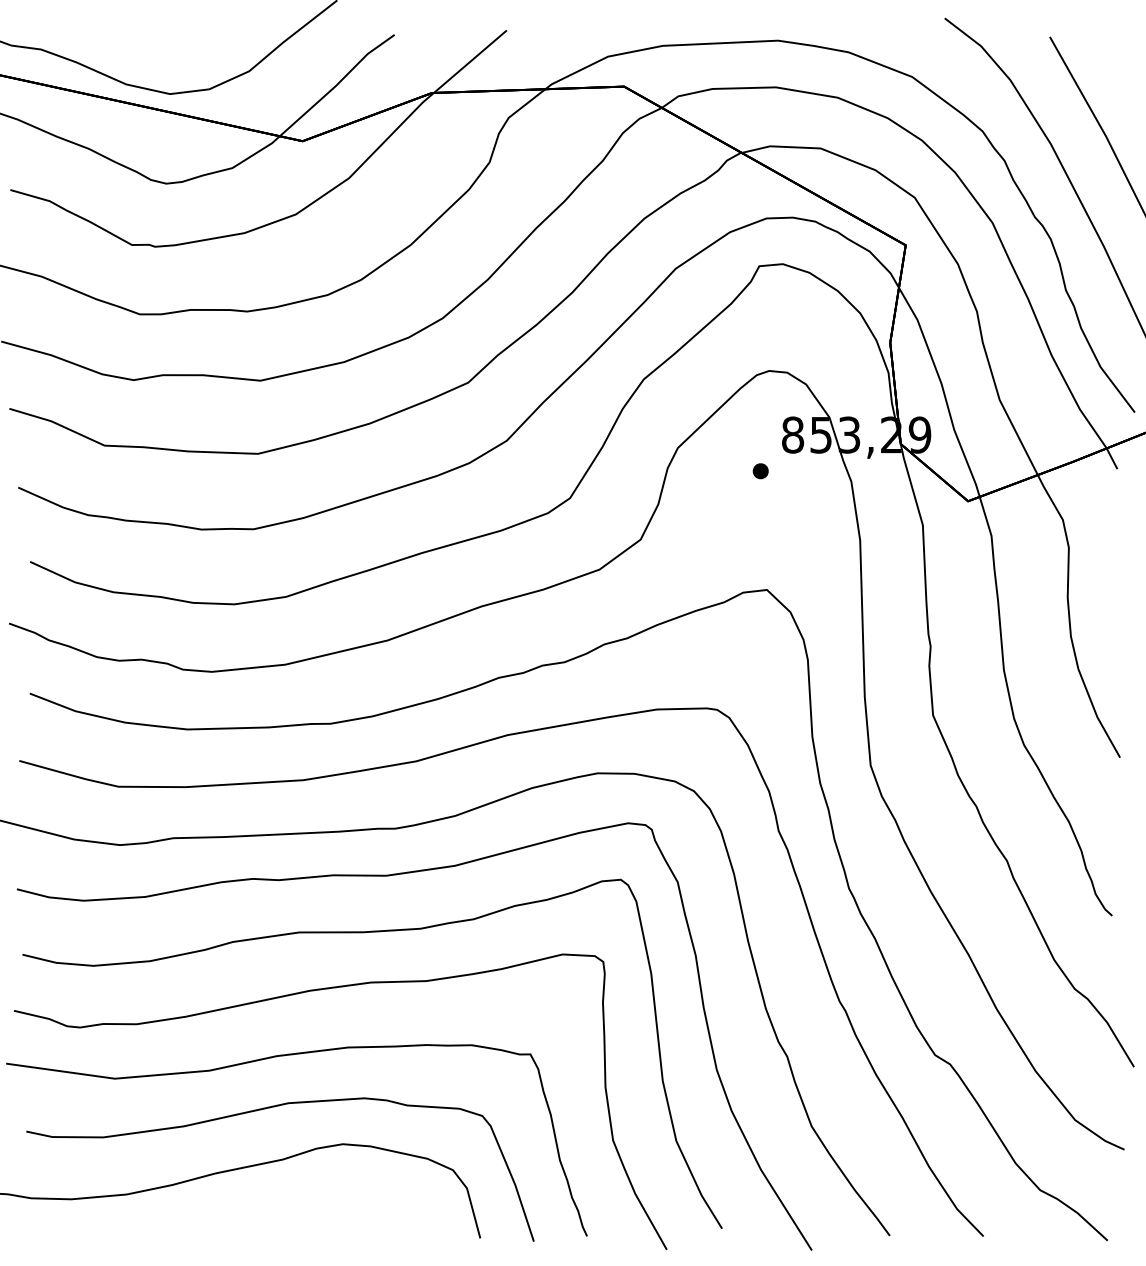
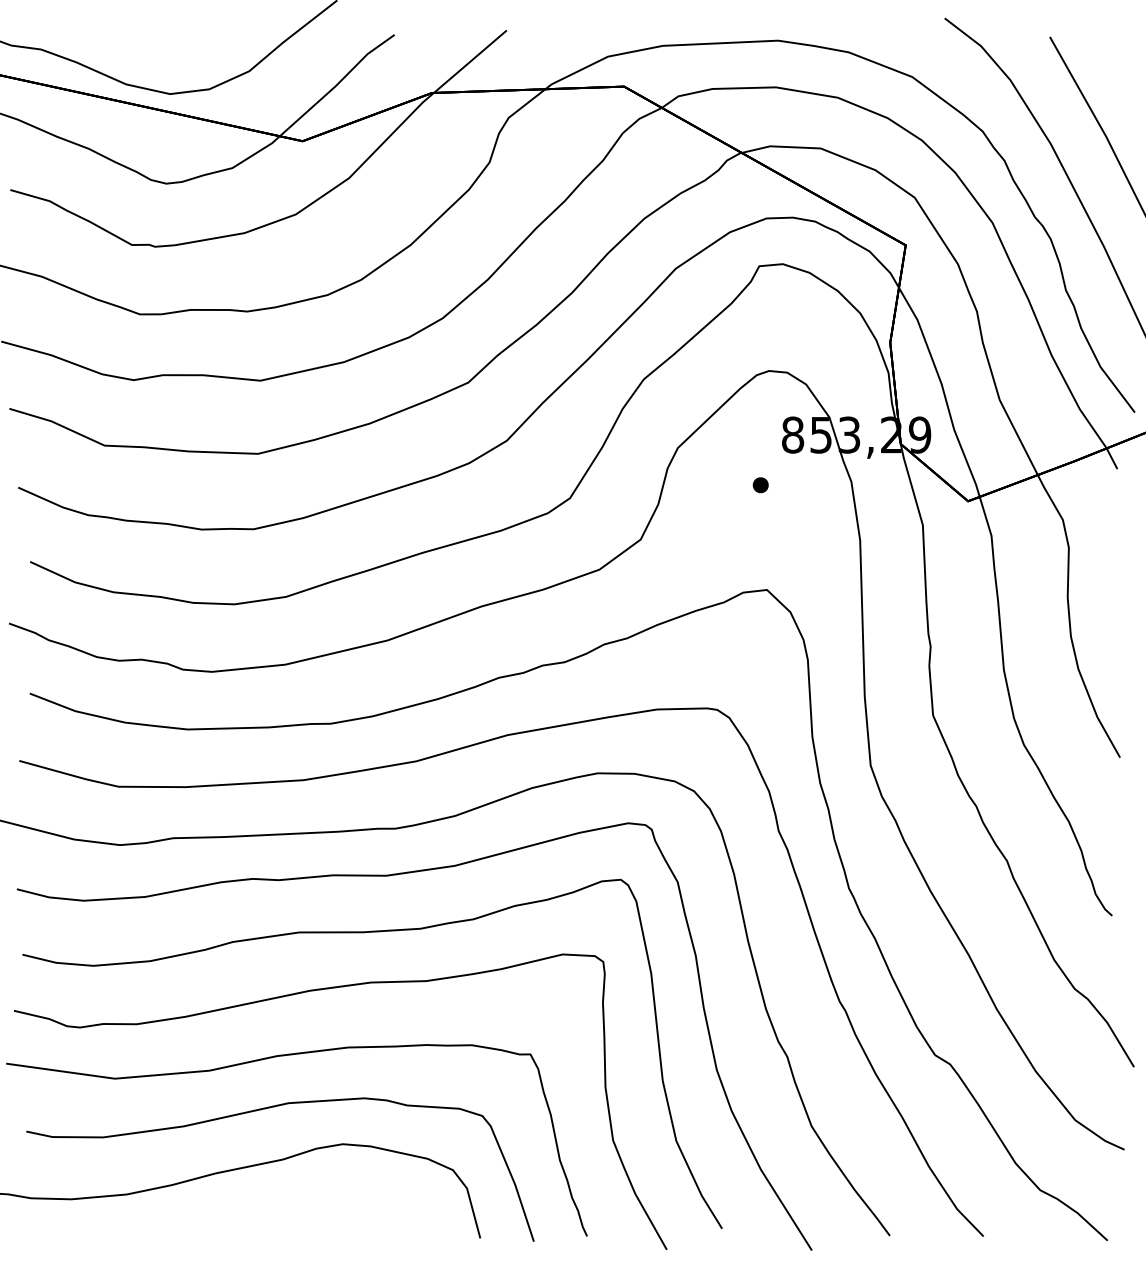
part position: (760, 471) -> (760, 485) (760, 485)
